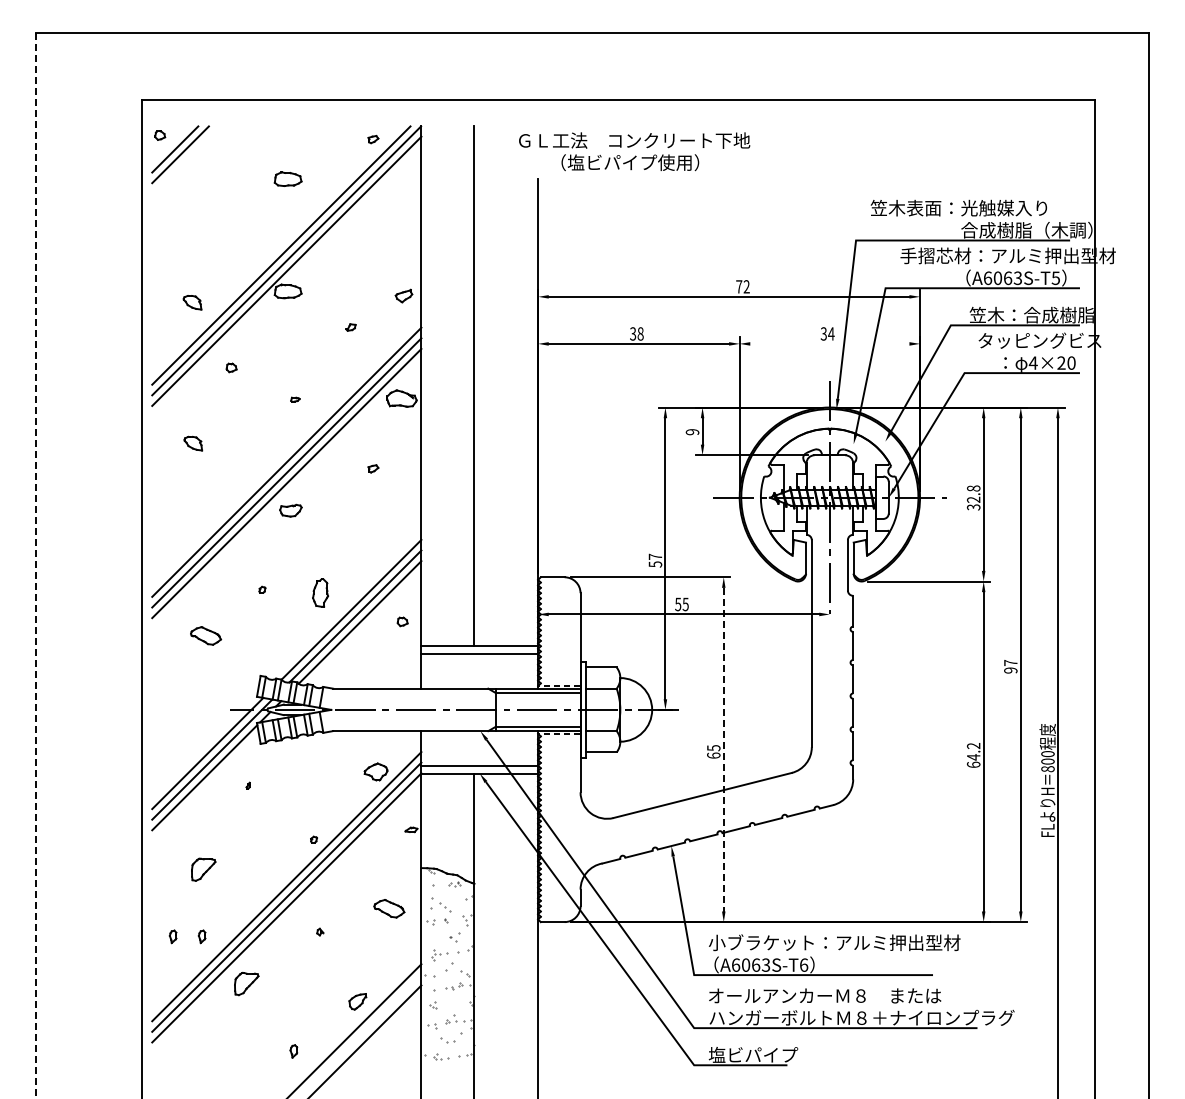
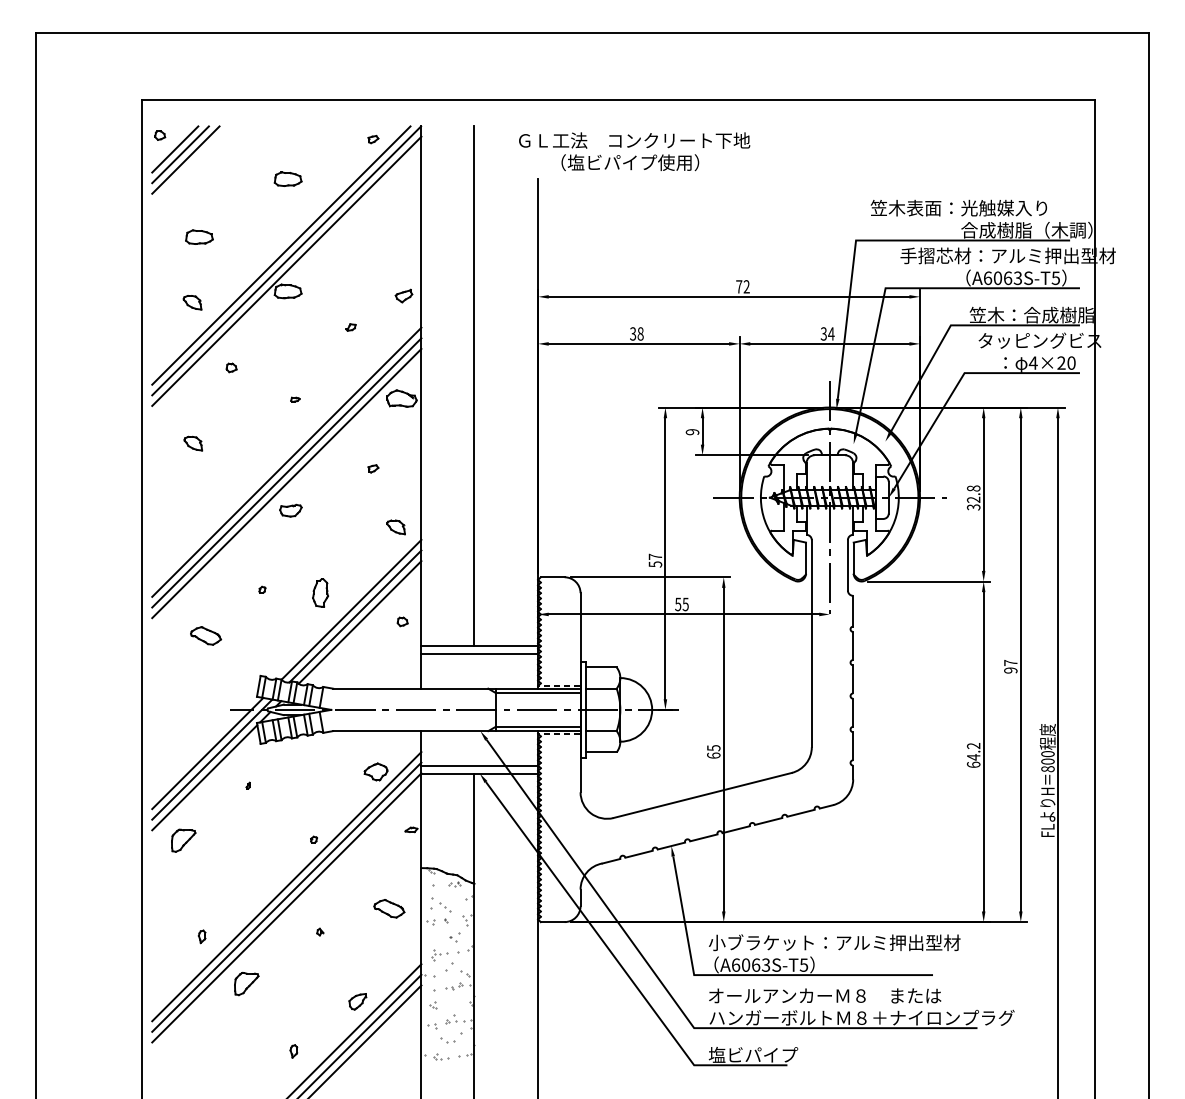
line: none -> present (185, 159)
part: none -> present (199, 236)
line: none -> present (829, 343)
part: none -> present (395, 527)
line: dashed -> solid (35, 565)
line: dashed -> solid (723, 749)
part position: (203, 869) -> (183, 840) (183, 840)
part: present -> none (172, 936)
text: A6063S-T6 -> A6063S-T5 (803, 964)
line: none -> present (360, 1034)
